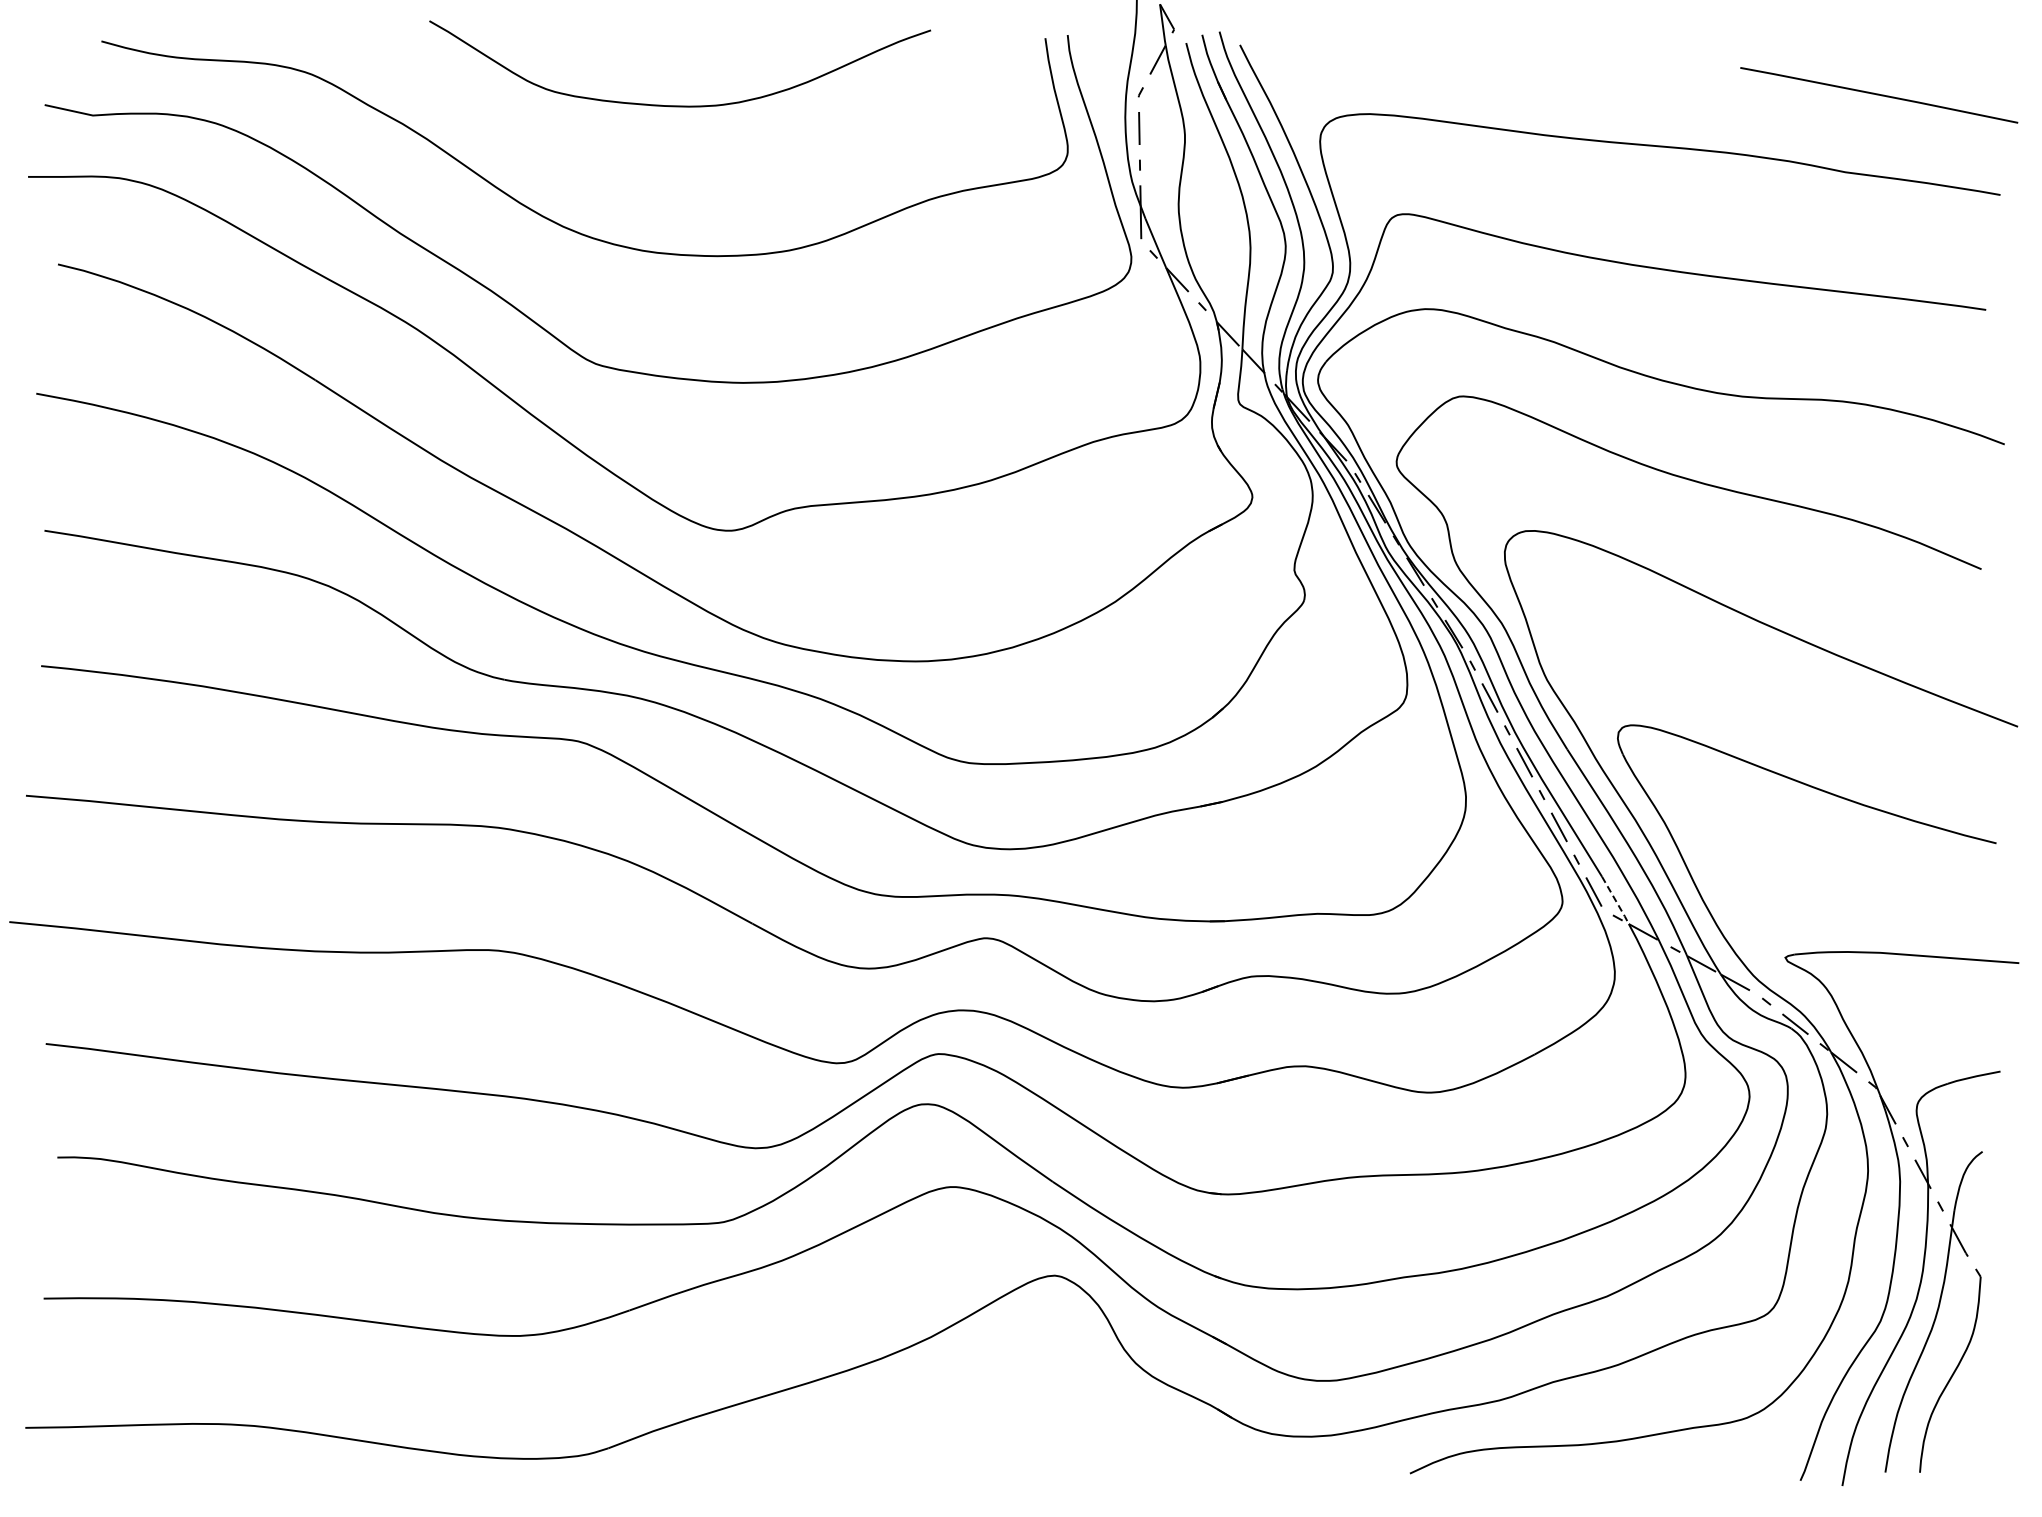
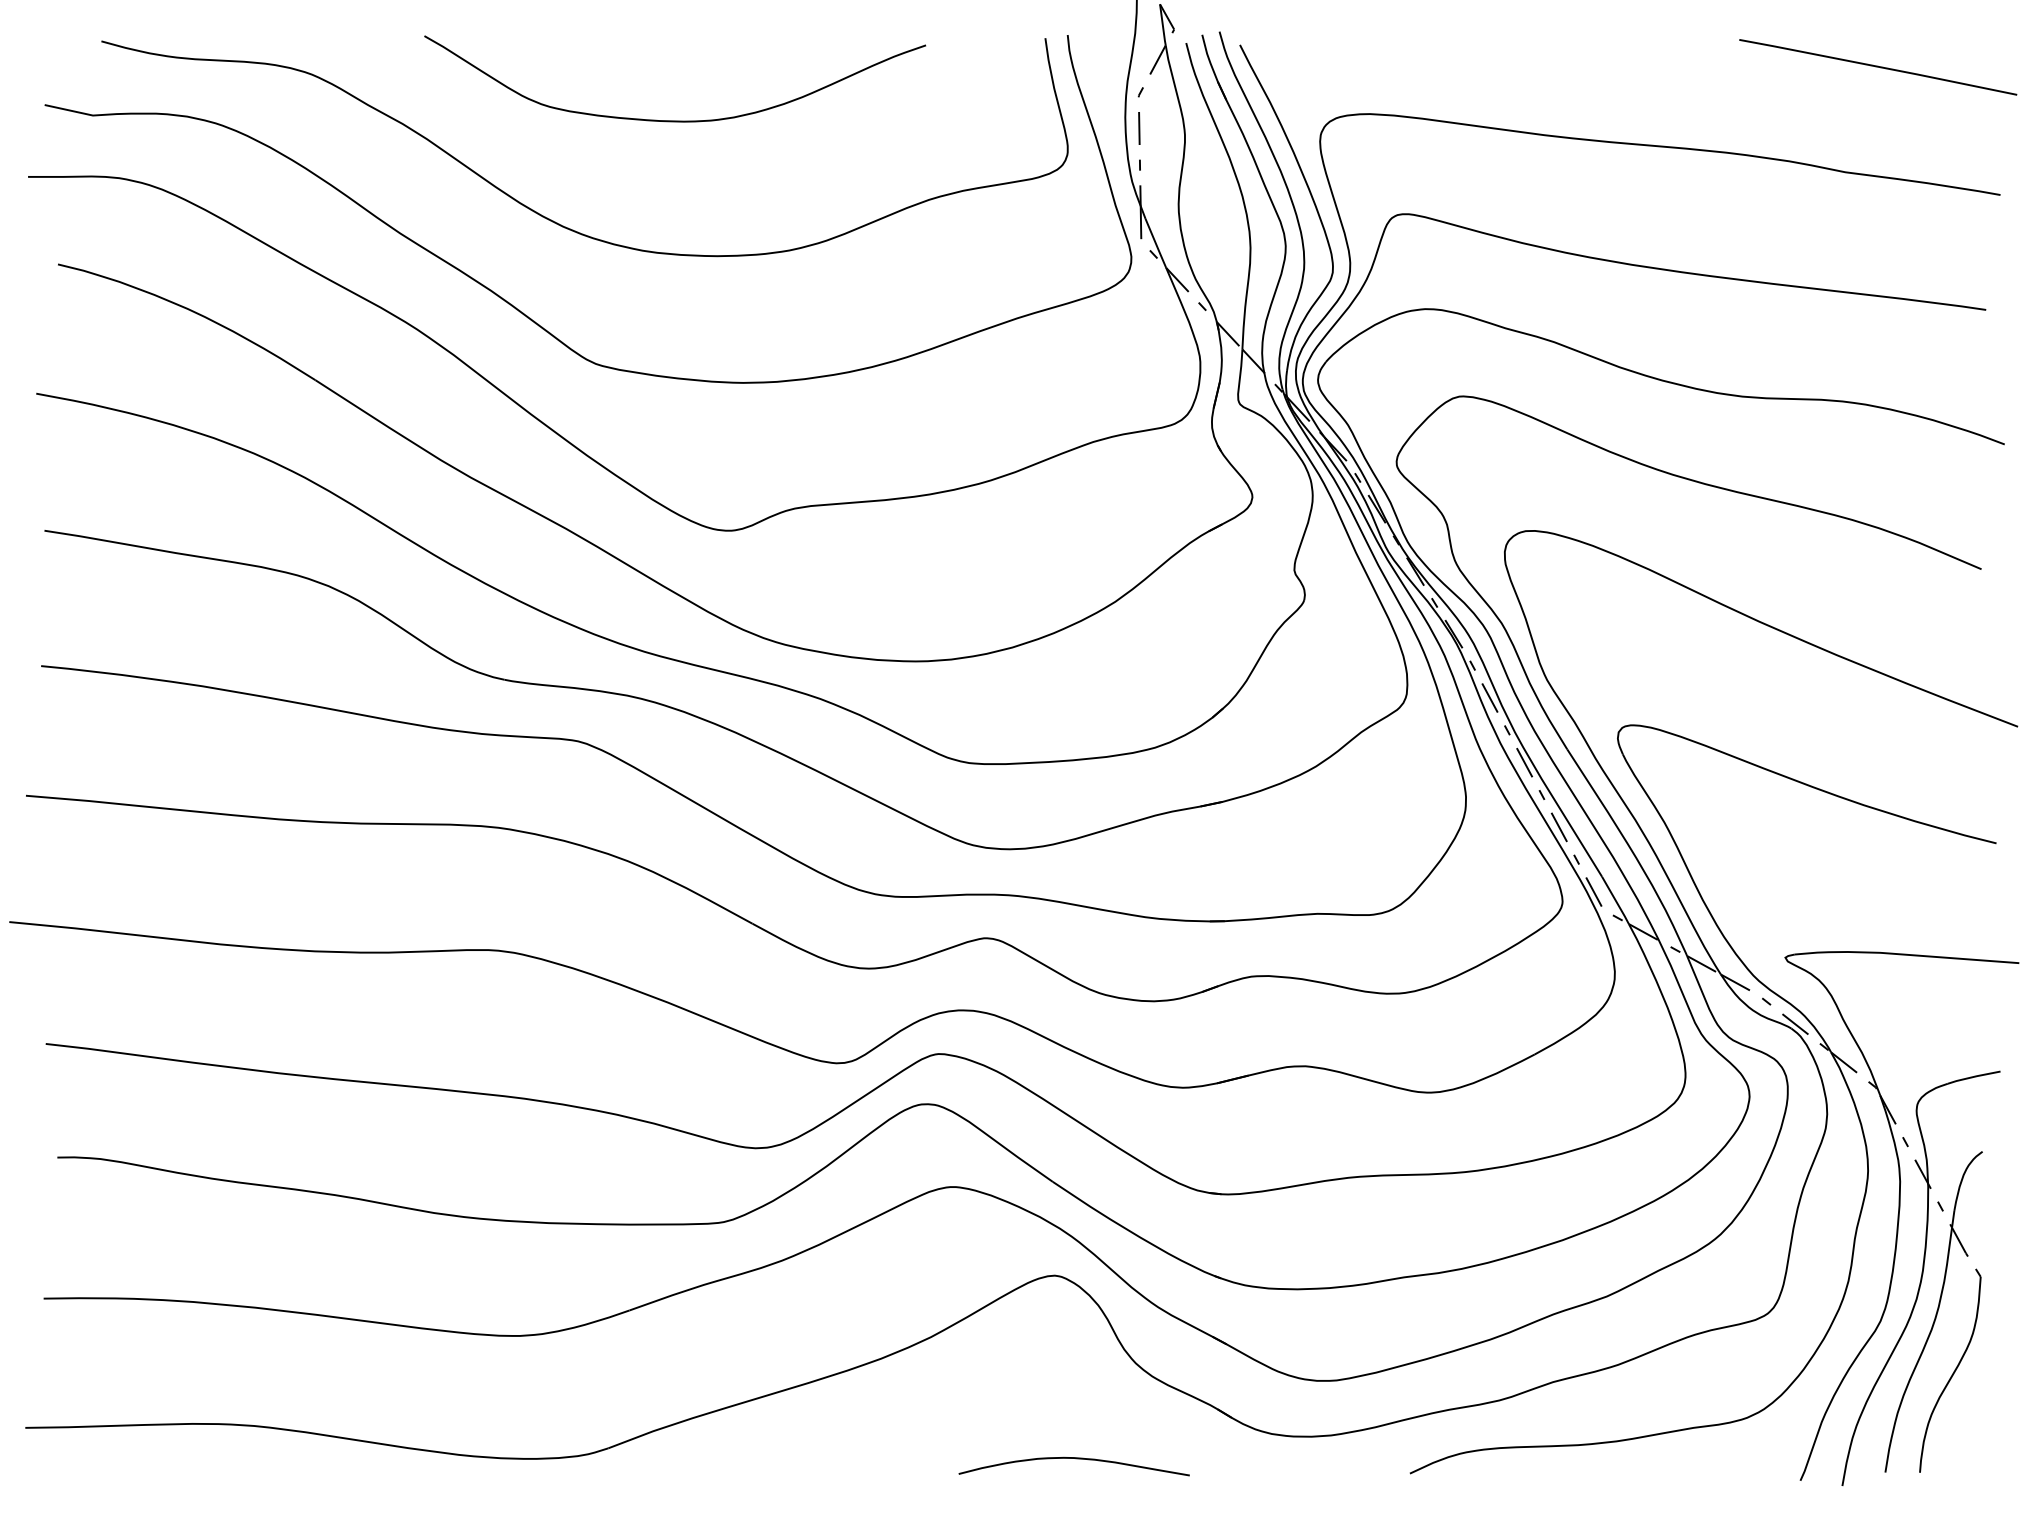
line position: (1879, 95) -> (1878, 67) (1878, 67)
curve position: (679, 105) -> (674, 120) (674, 120)
line: dashed -> solid (1615, 900)
curve: none -> present (1076, 1459)
